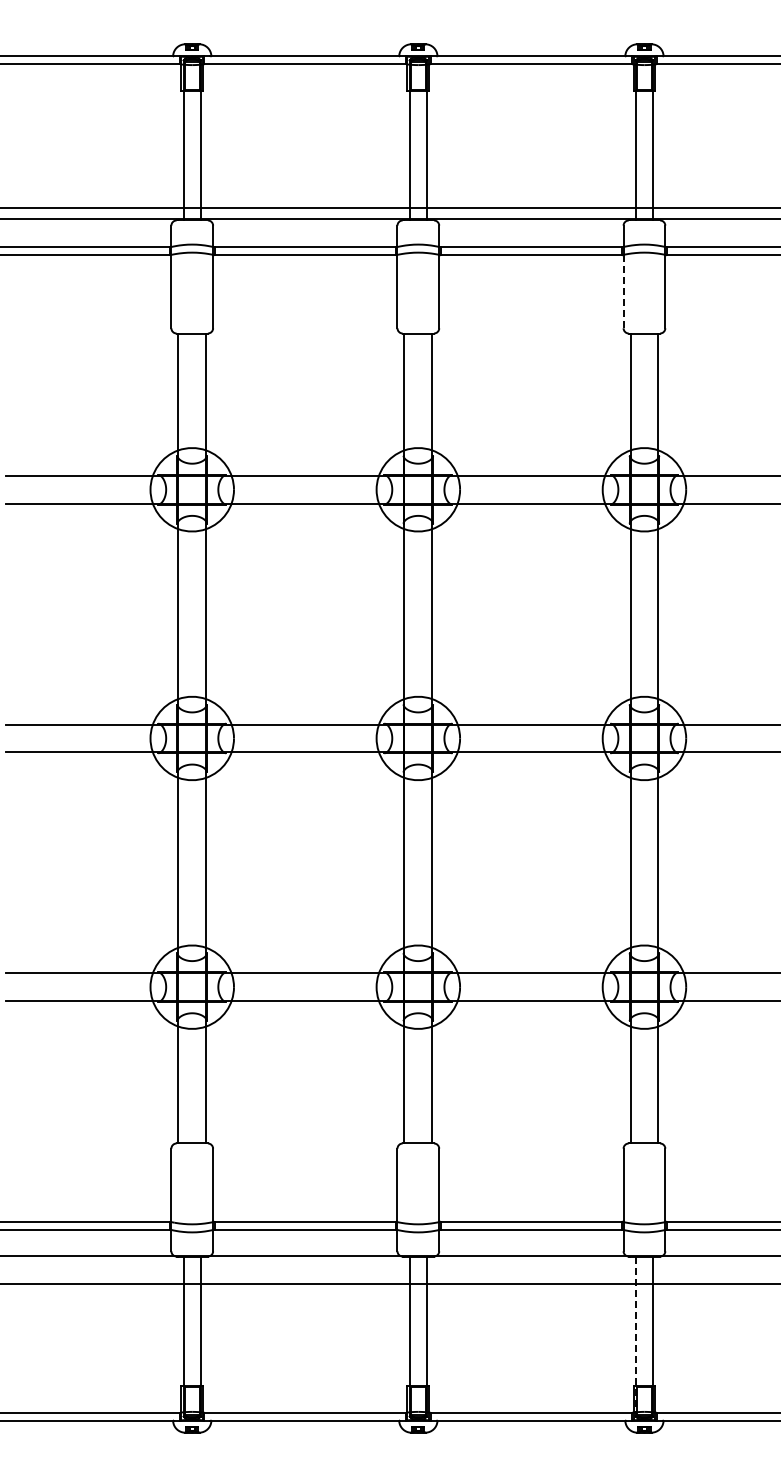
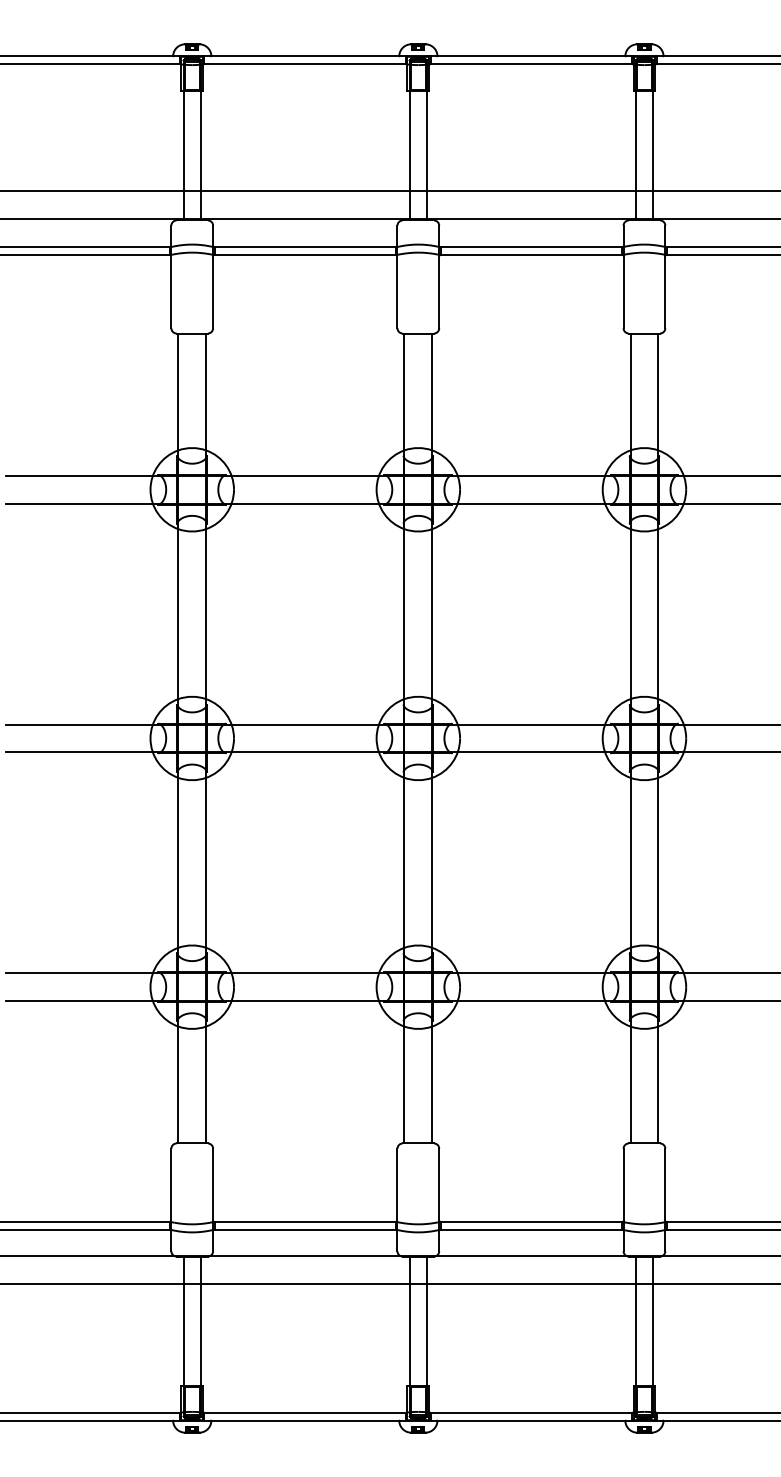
line position: (389, 208) -> (389, 191) (389, 191)
line: dashed -> solid (623, 291)
line: dashed -> solid (635, 1337)
